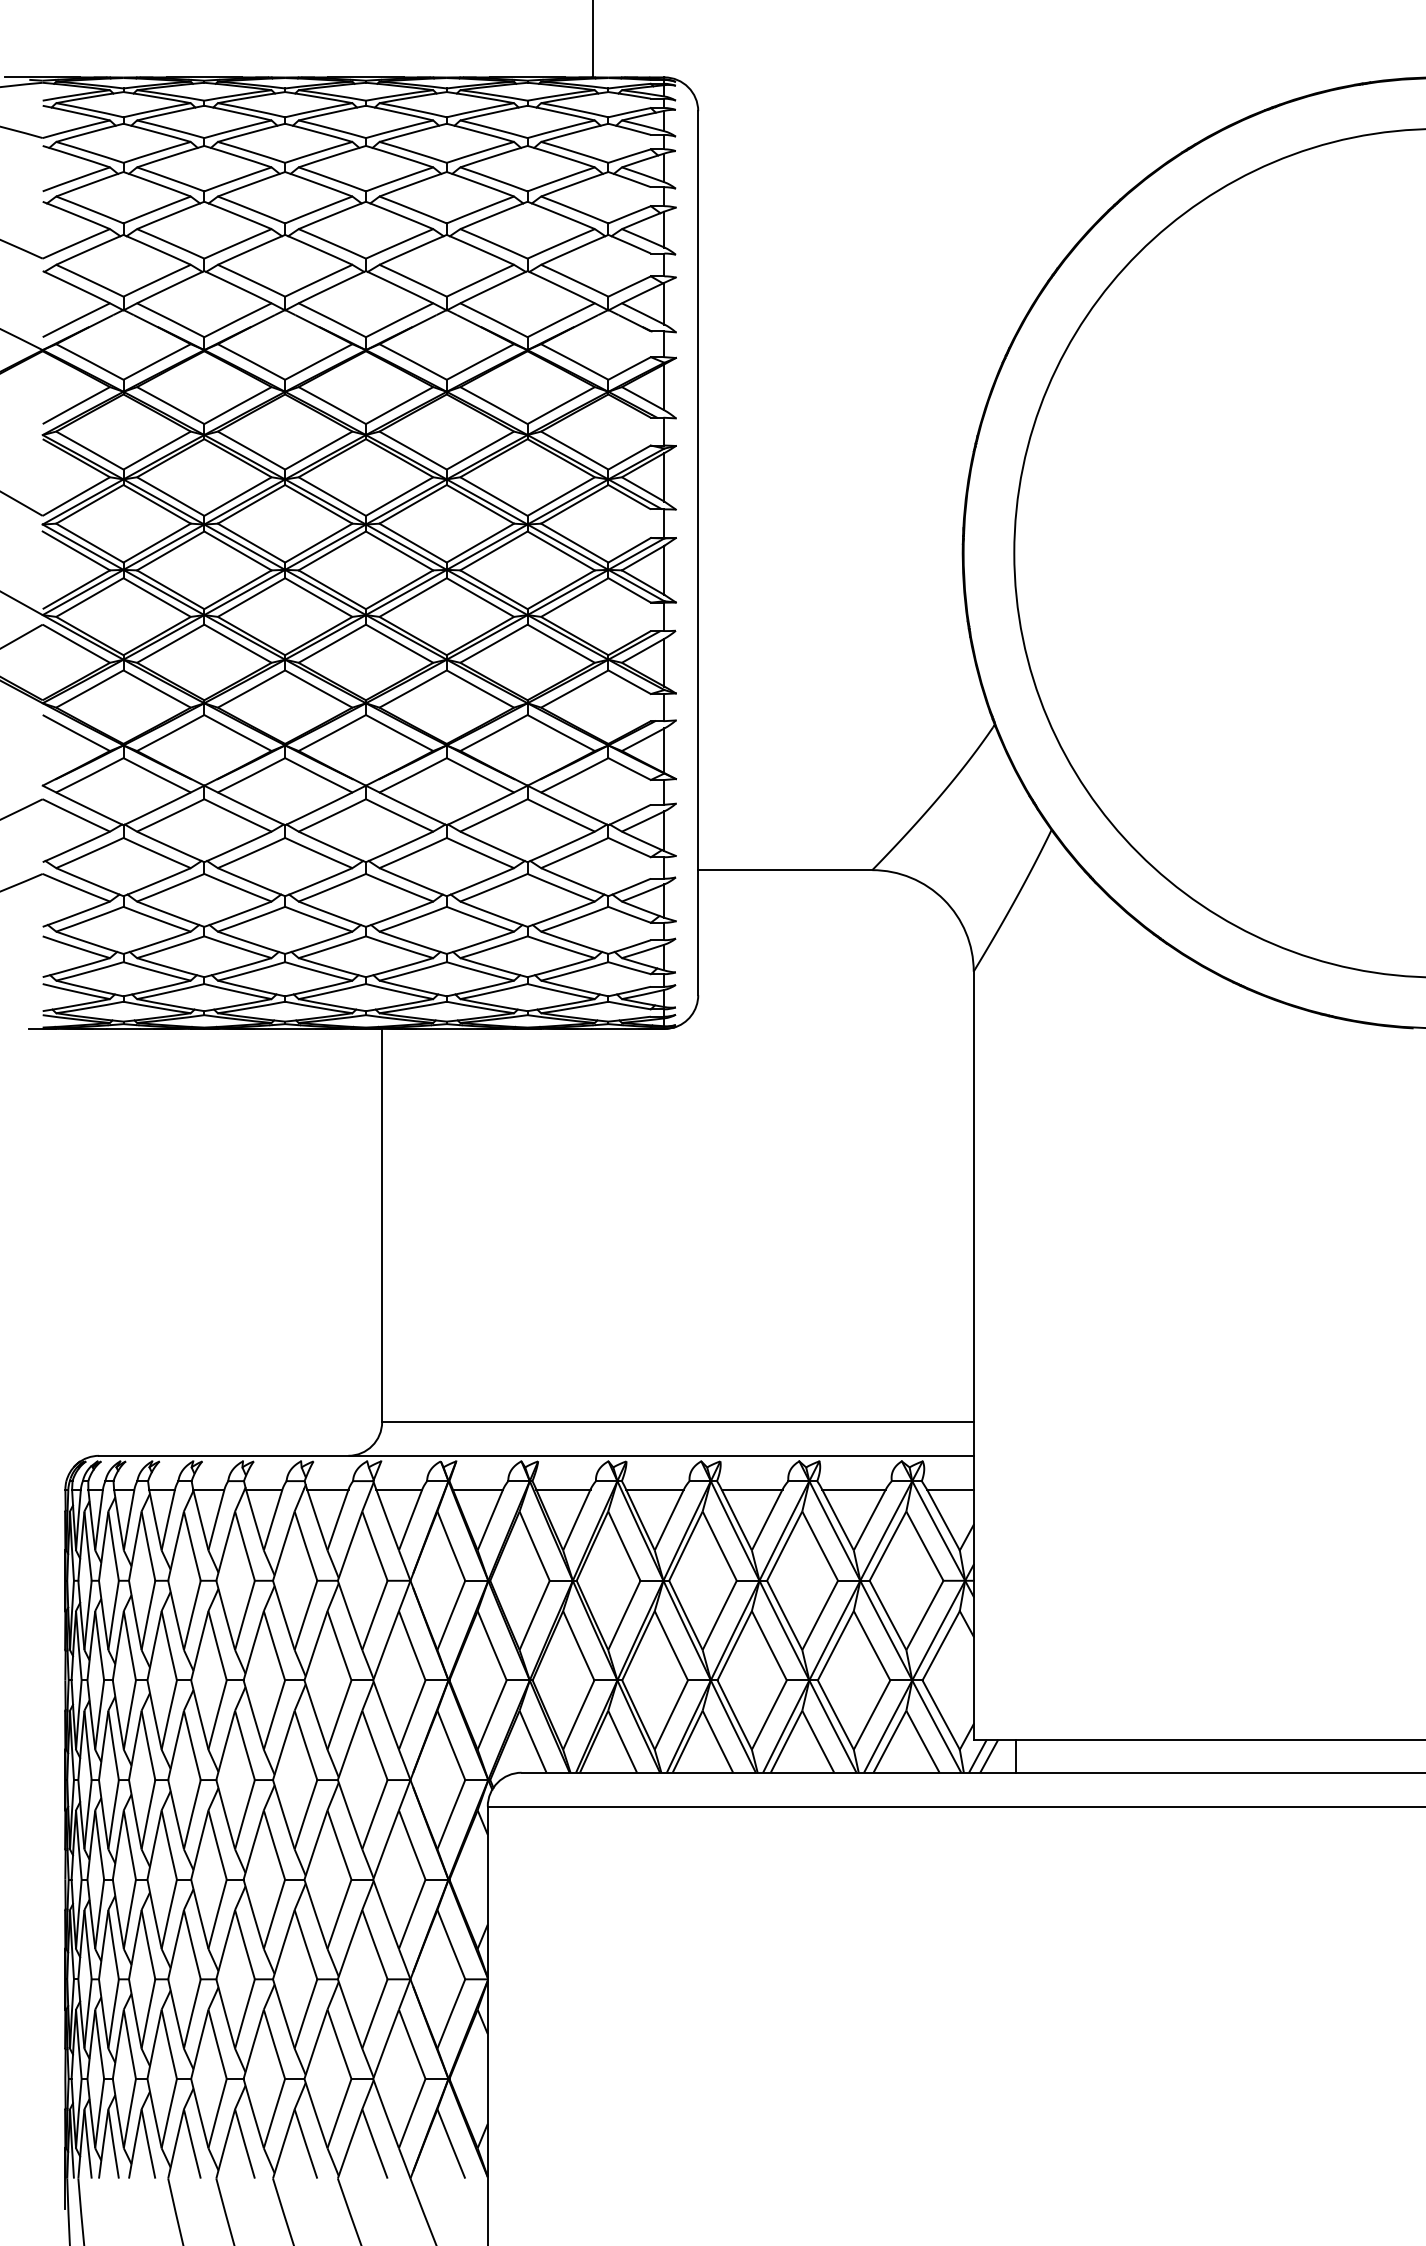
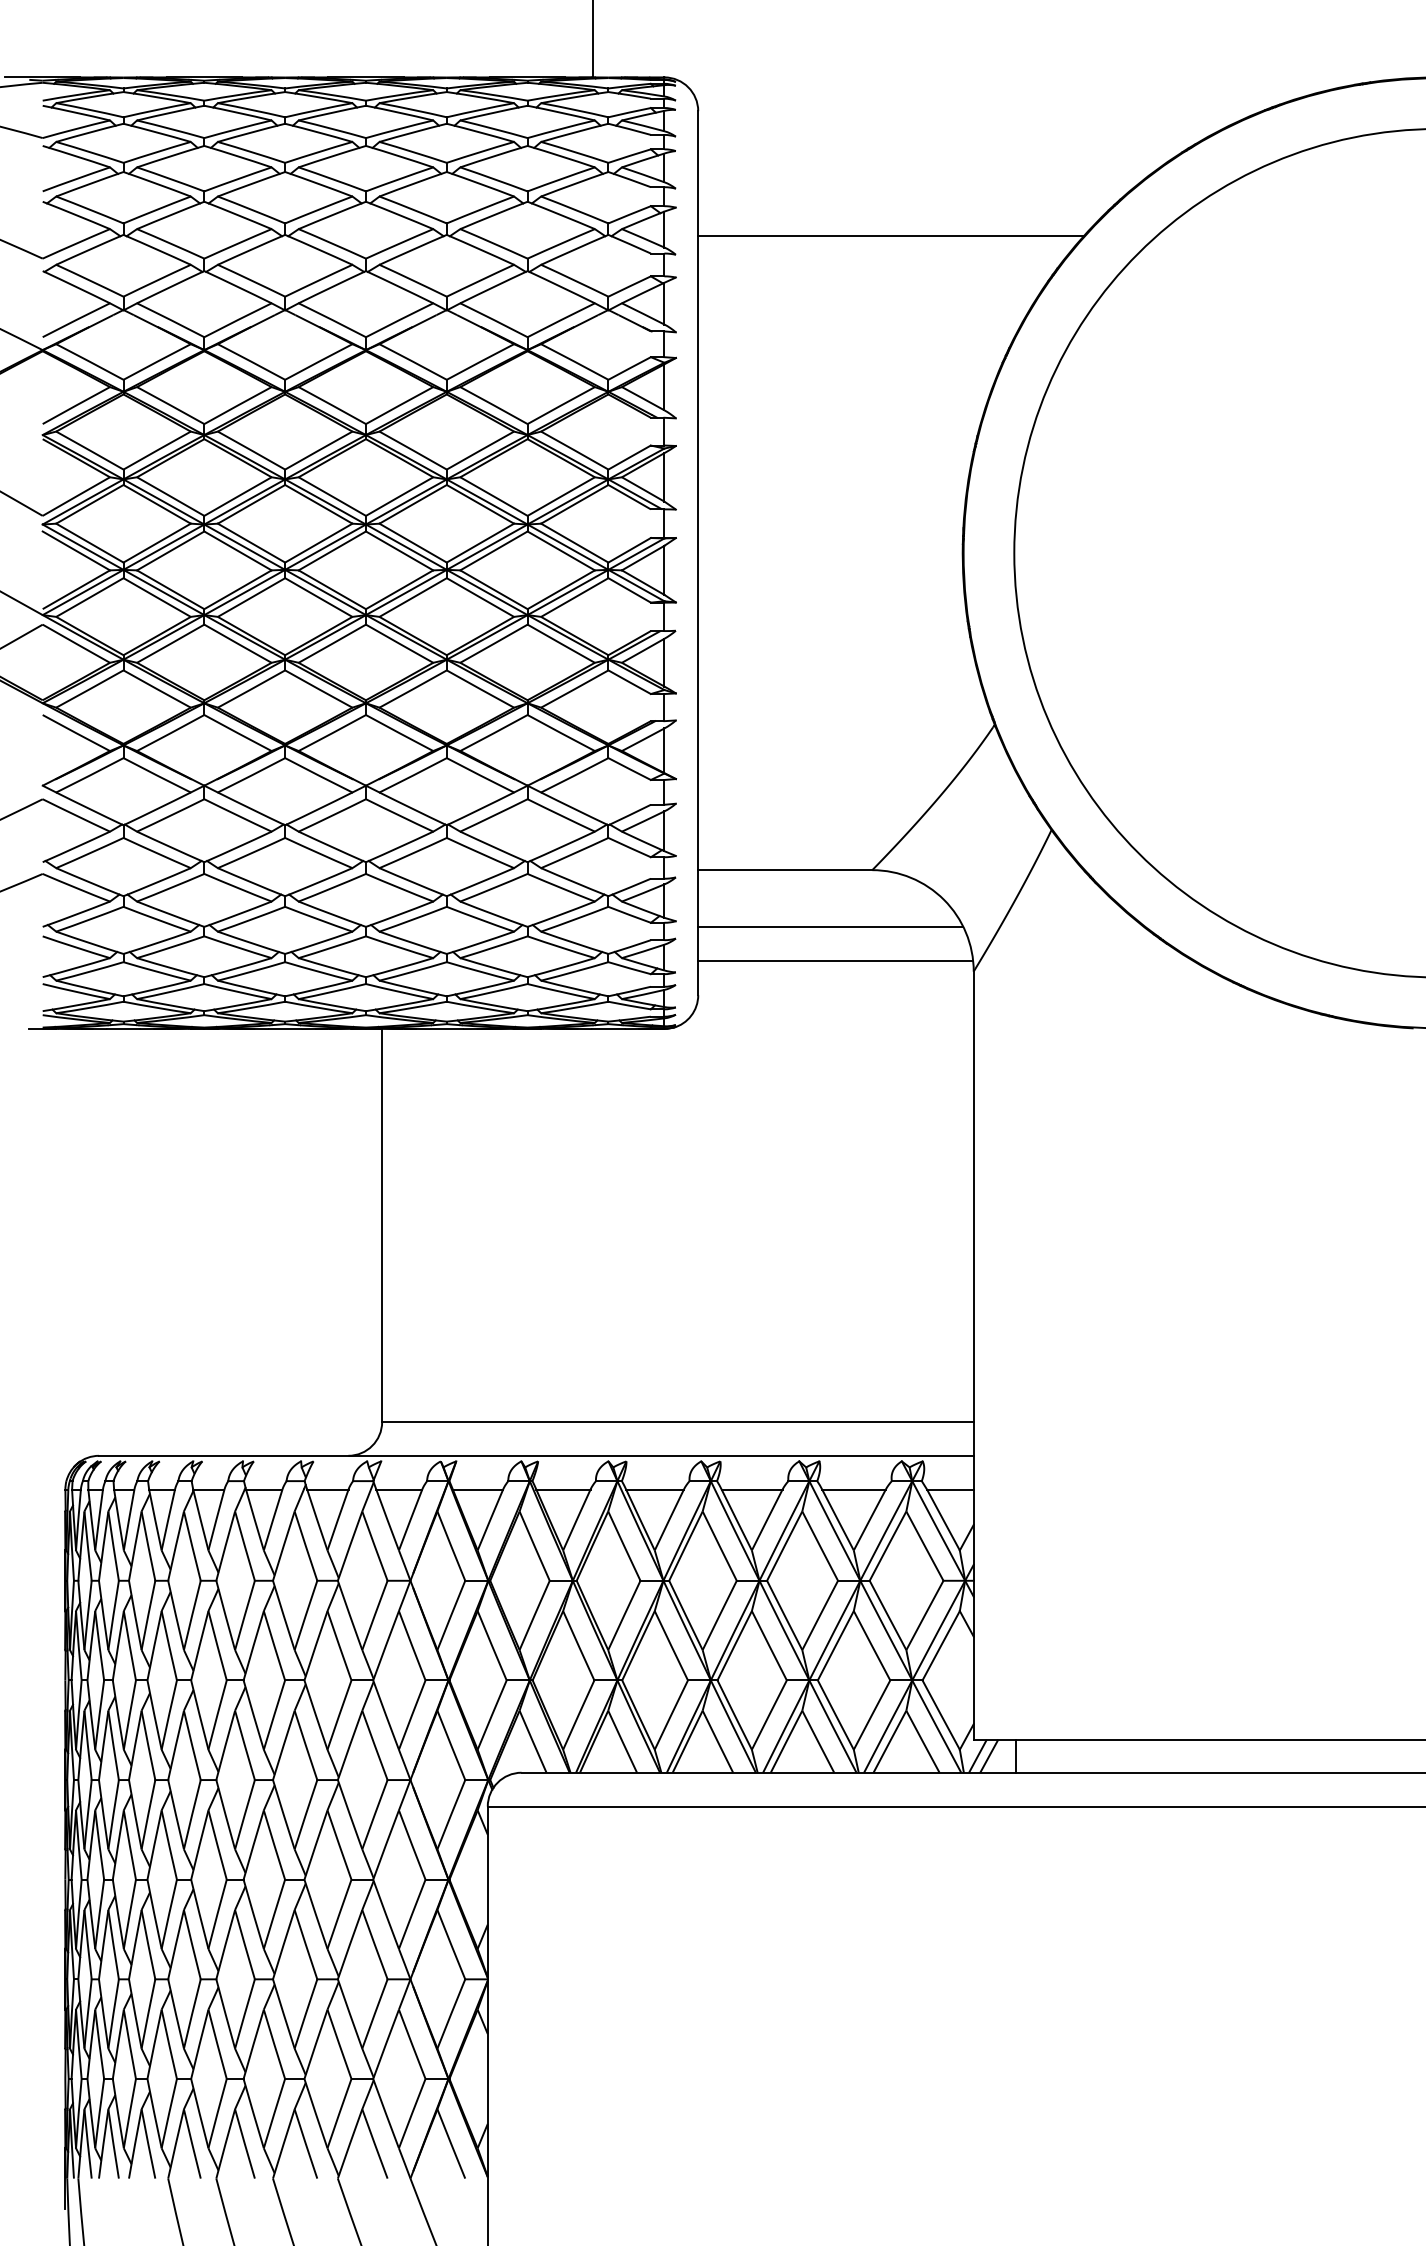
line: none -> present (890, 236)
line: none -> present (830, 926)
line: none -> present (835, 960)
